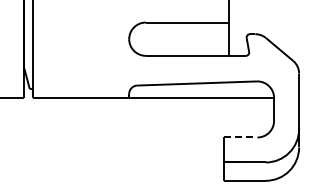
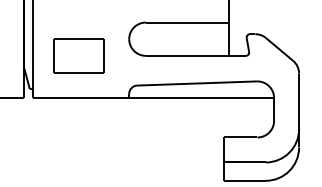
part: none -> present (78, 55)
line: dashed -> solid (240, 137)
